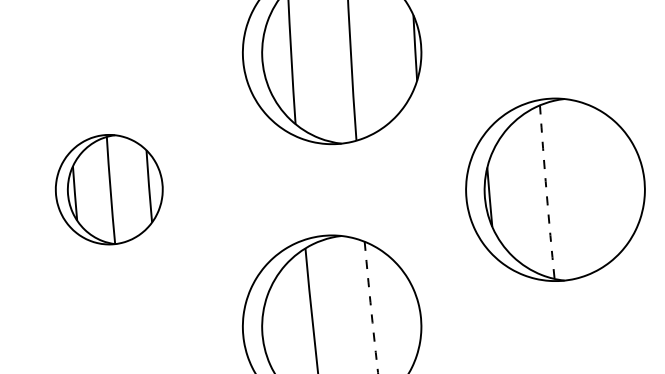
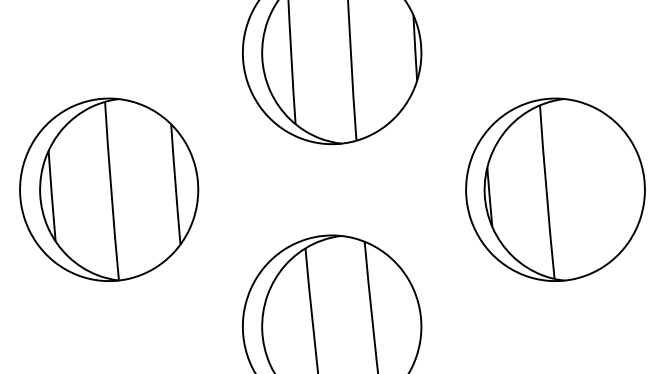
part size: 109x112 px -> 181x185 px (109, 189)
arc: dashed -> solid (546, 192)
arc: dashed -> solid (371, 308)
